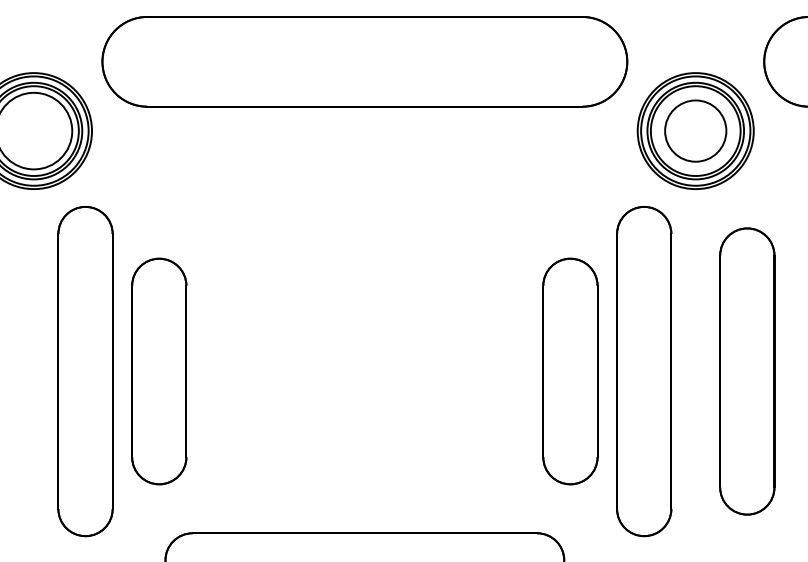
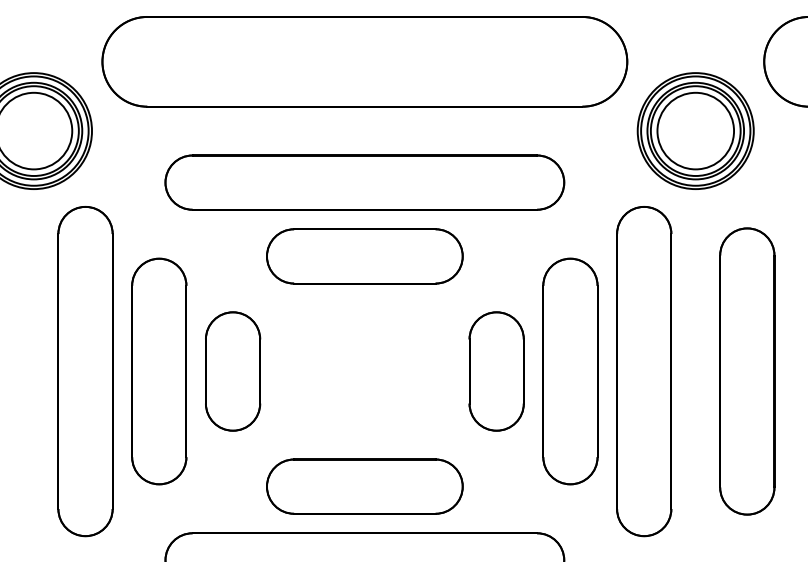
circle diameter: 61 px -> 77 px (695, 130)
part: none -> present (364, 182)
part: none -> present (364, 256)
part: none -> present (233, 371)
part: none -> present (496, 371)
part: none -> present (364, 486)
